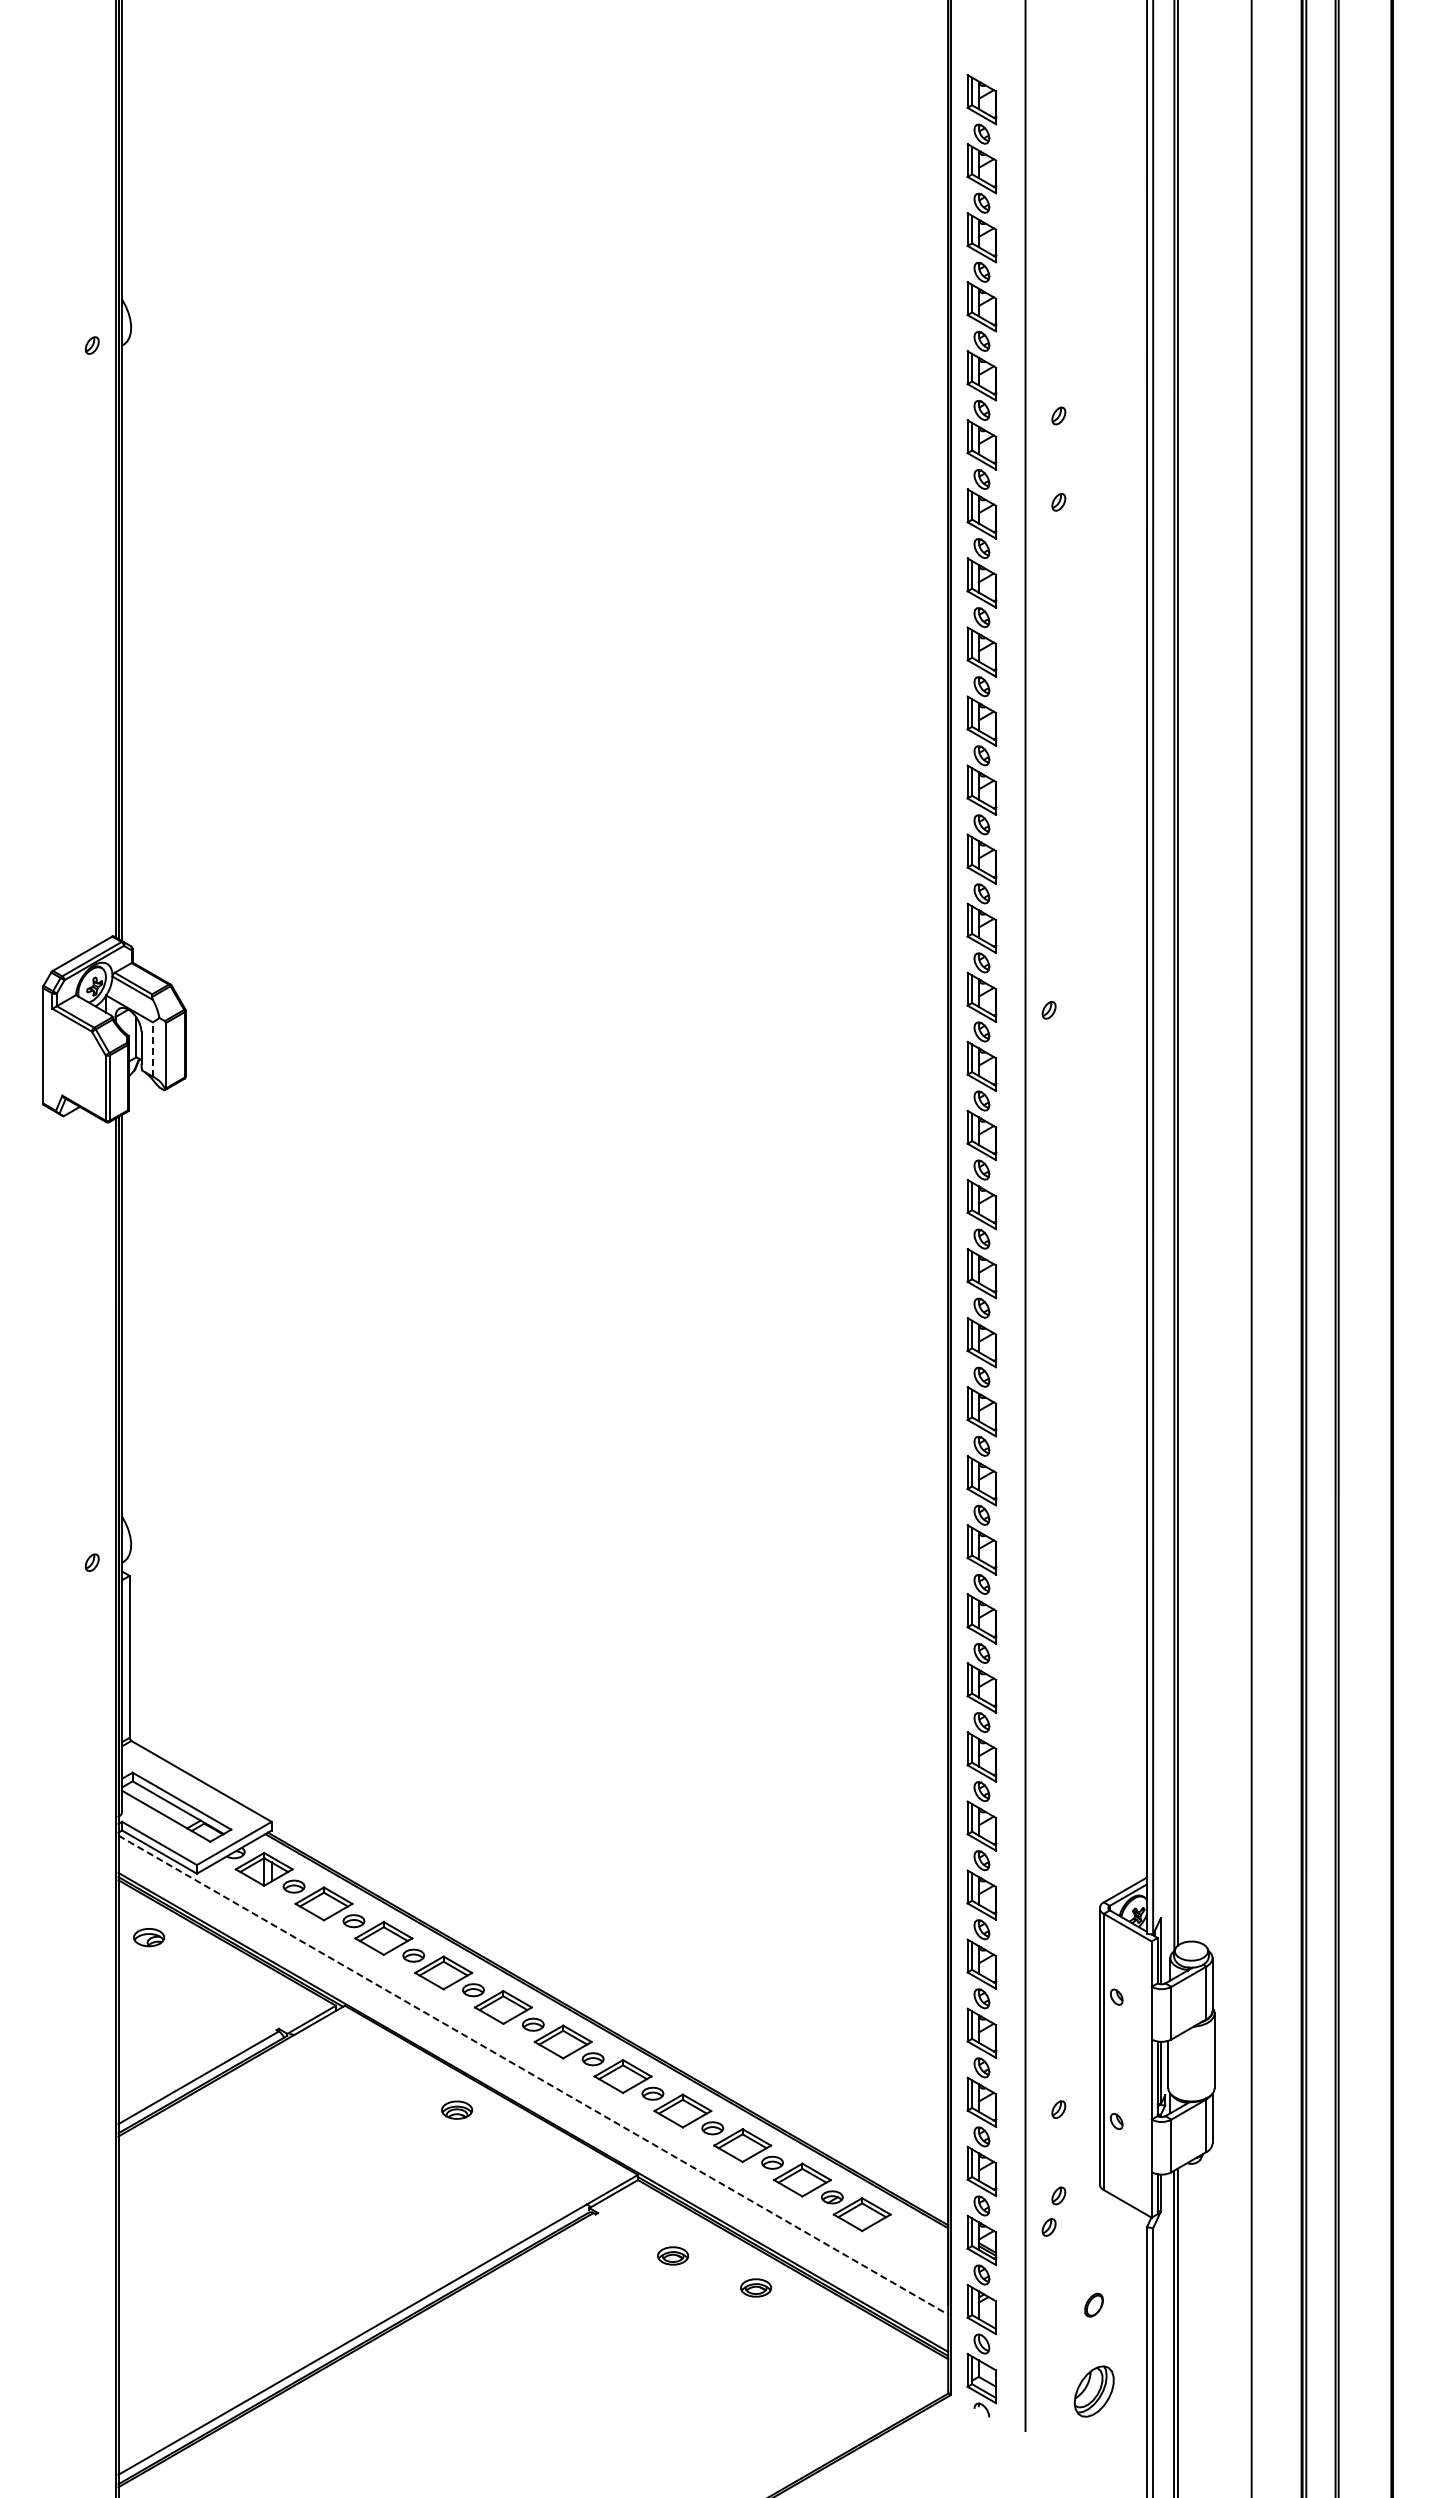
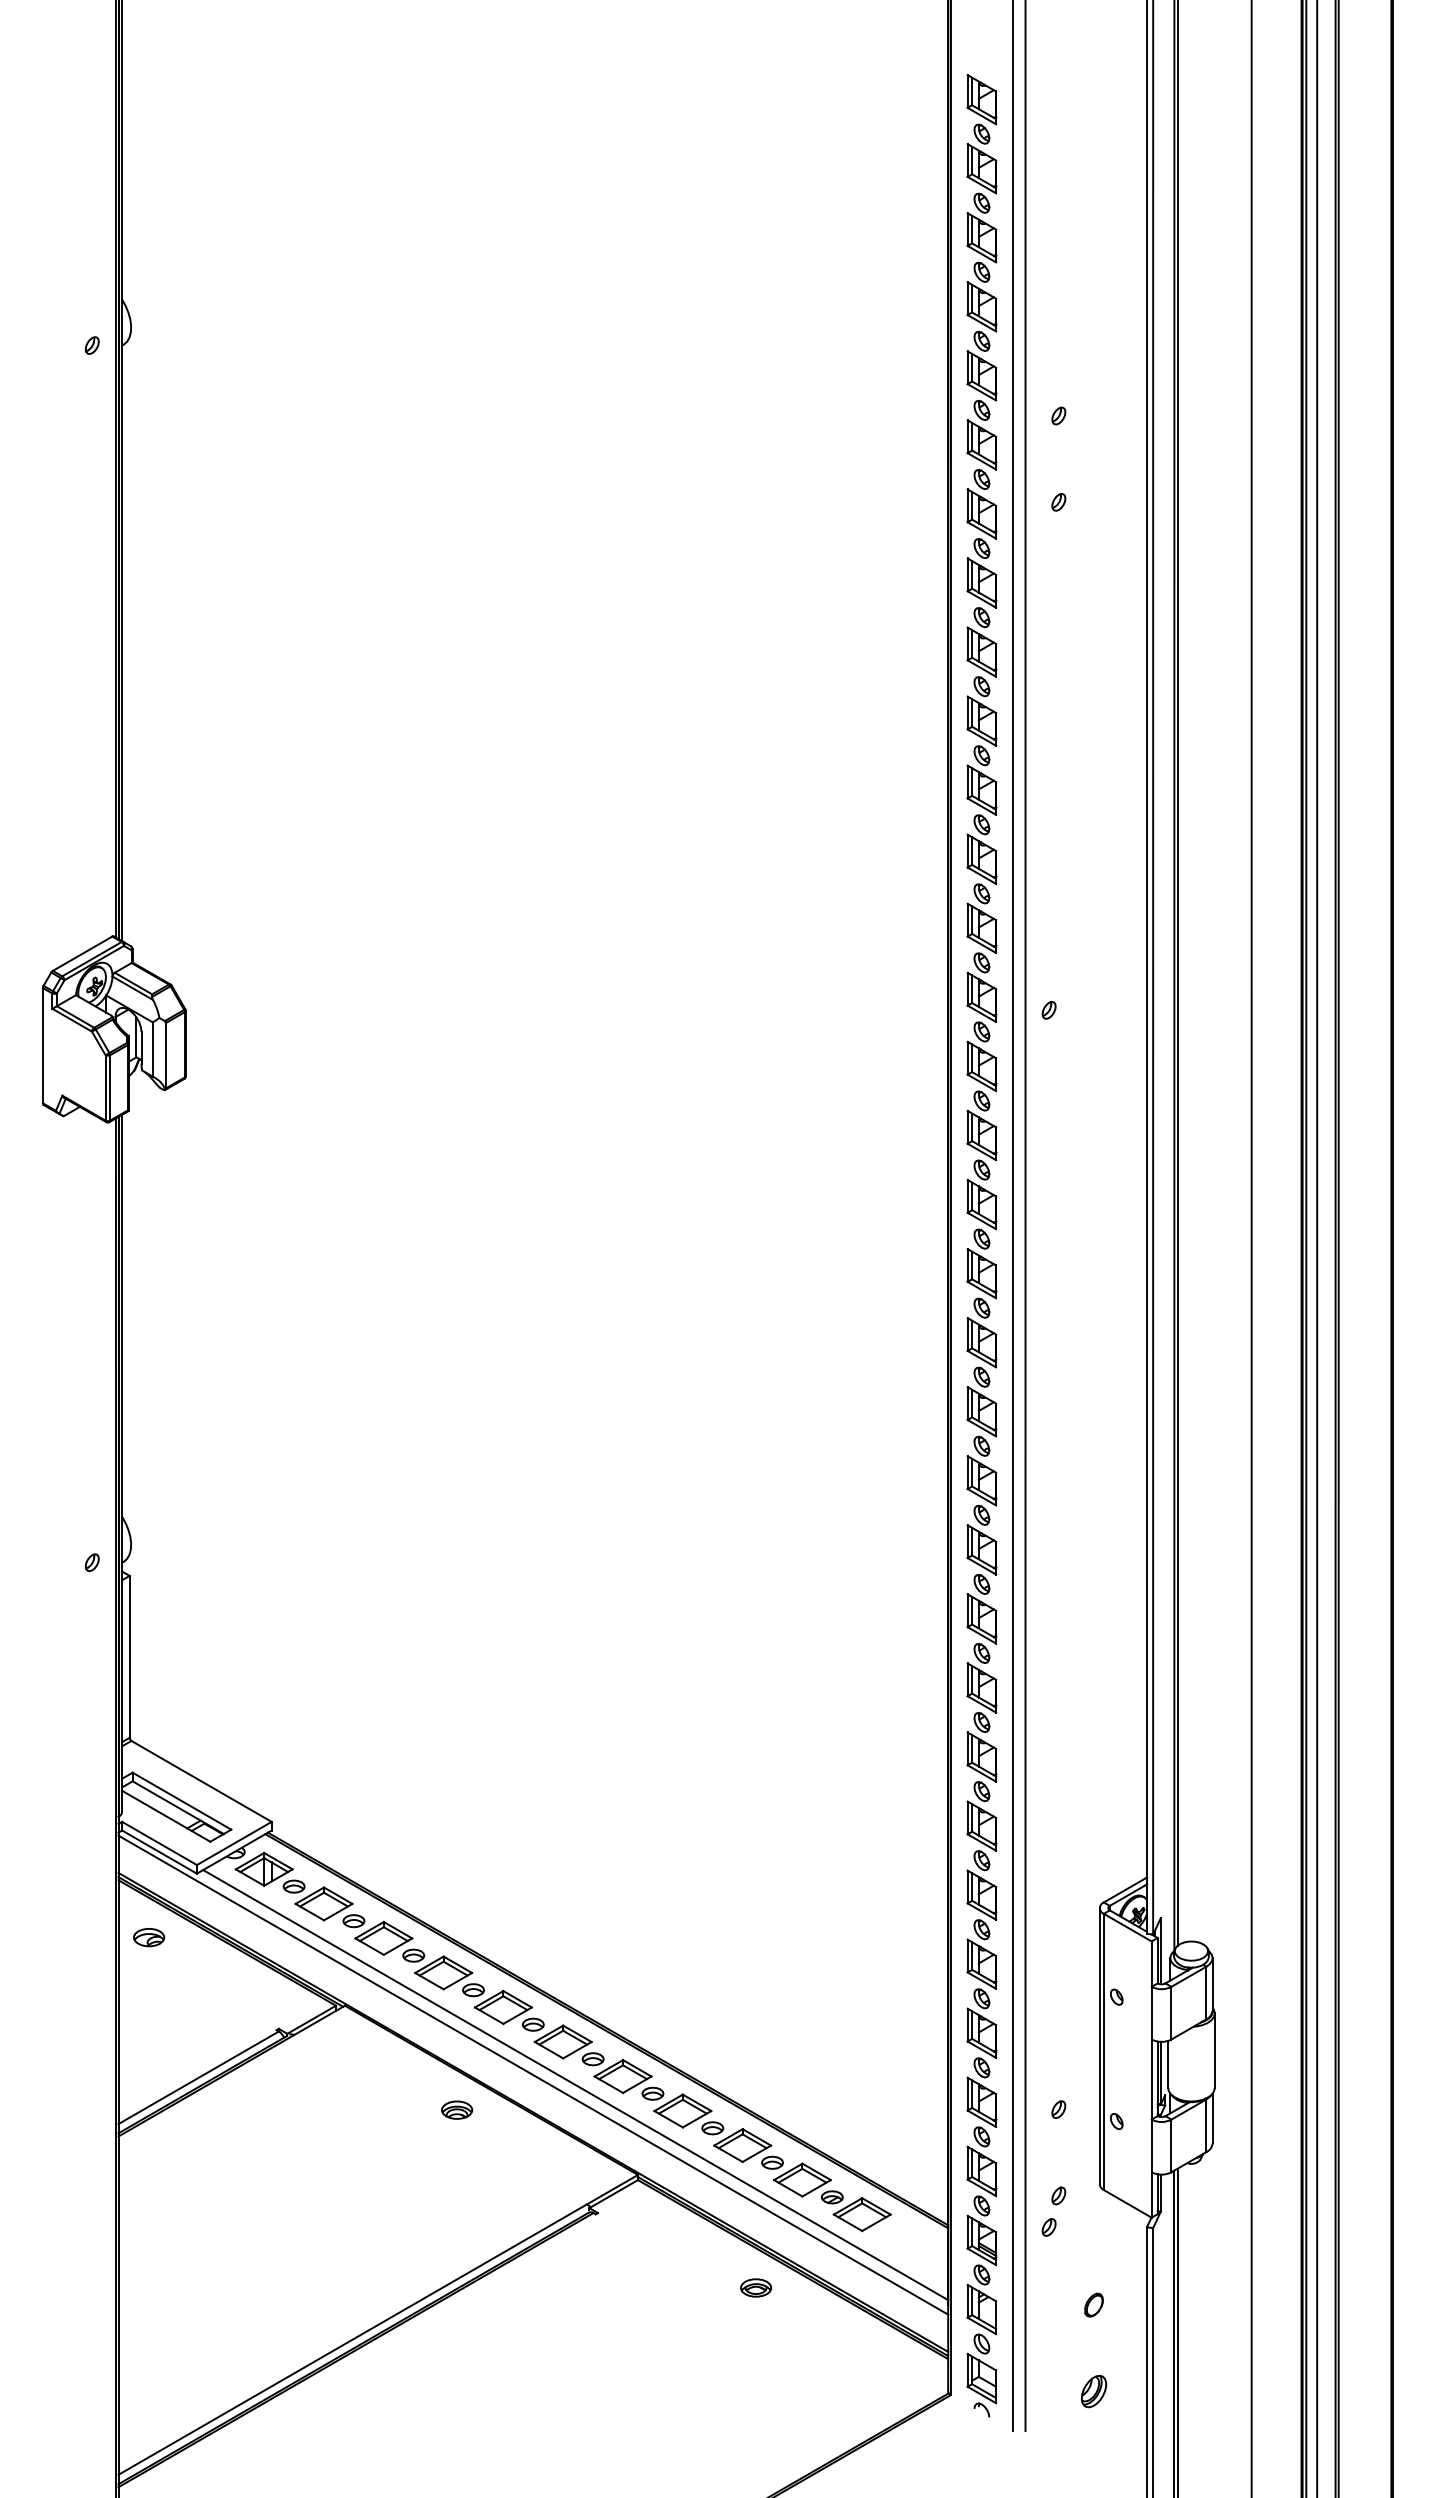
line: dashed -> solid (152, 1048)
line: none -> present (1012, 1216)
line: none -> present (1317, 1248)
line: dashed -> solid (533, 2075)
line: none -> present (575, 2085)
part: present -> none (673, 2255)
part size: 42x53 px -> 27x35 px (1093, 2391)
